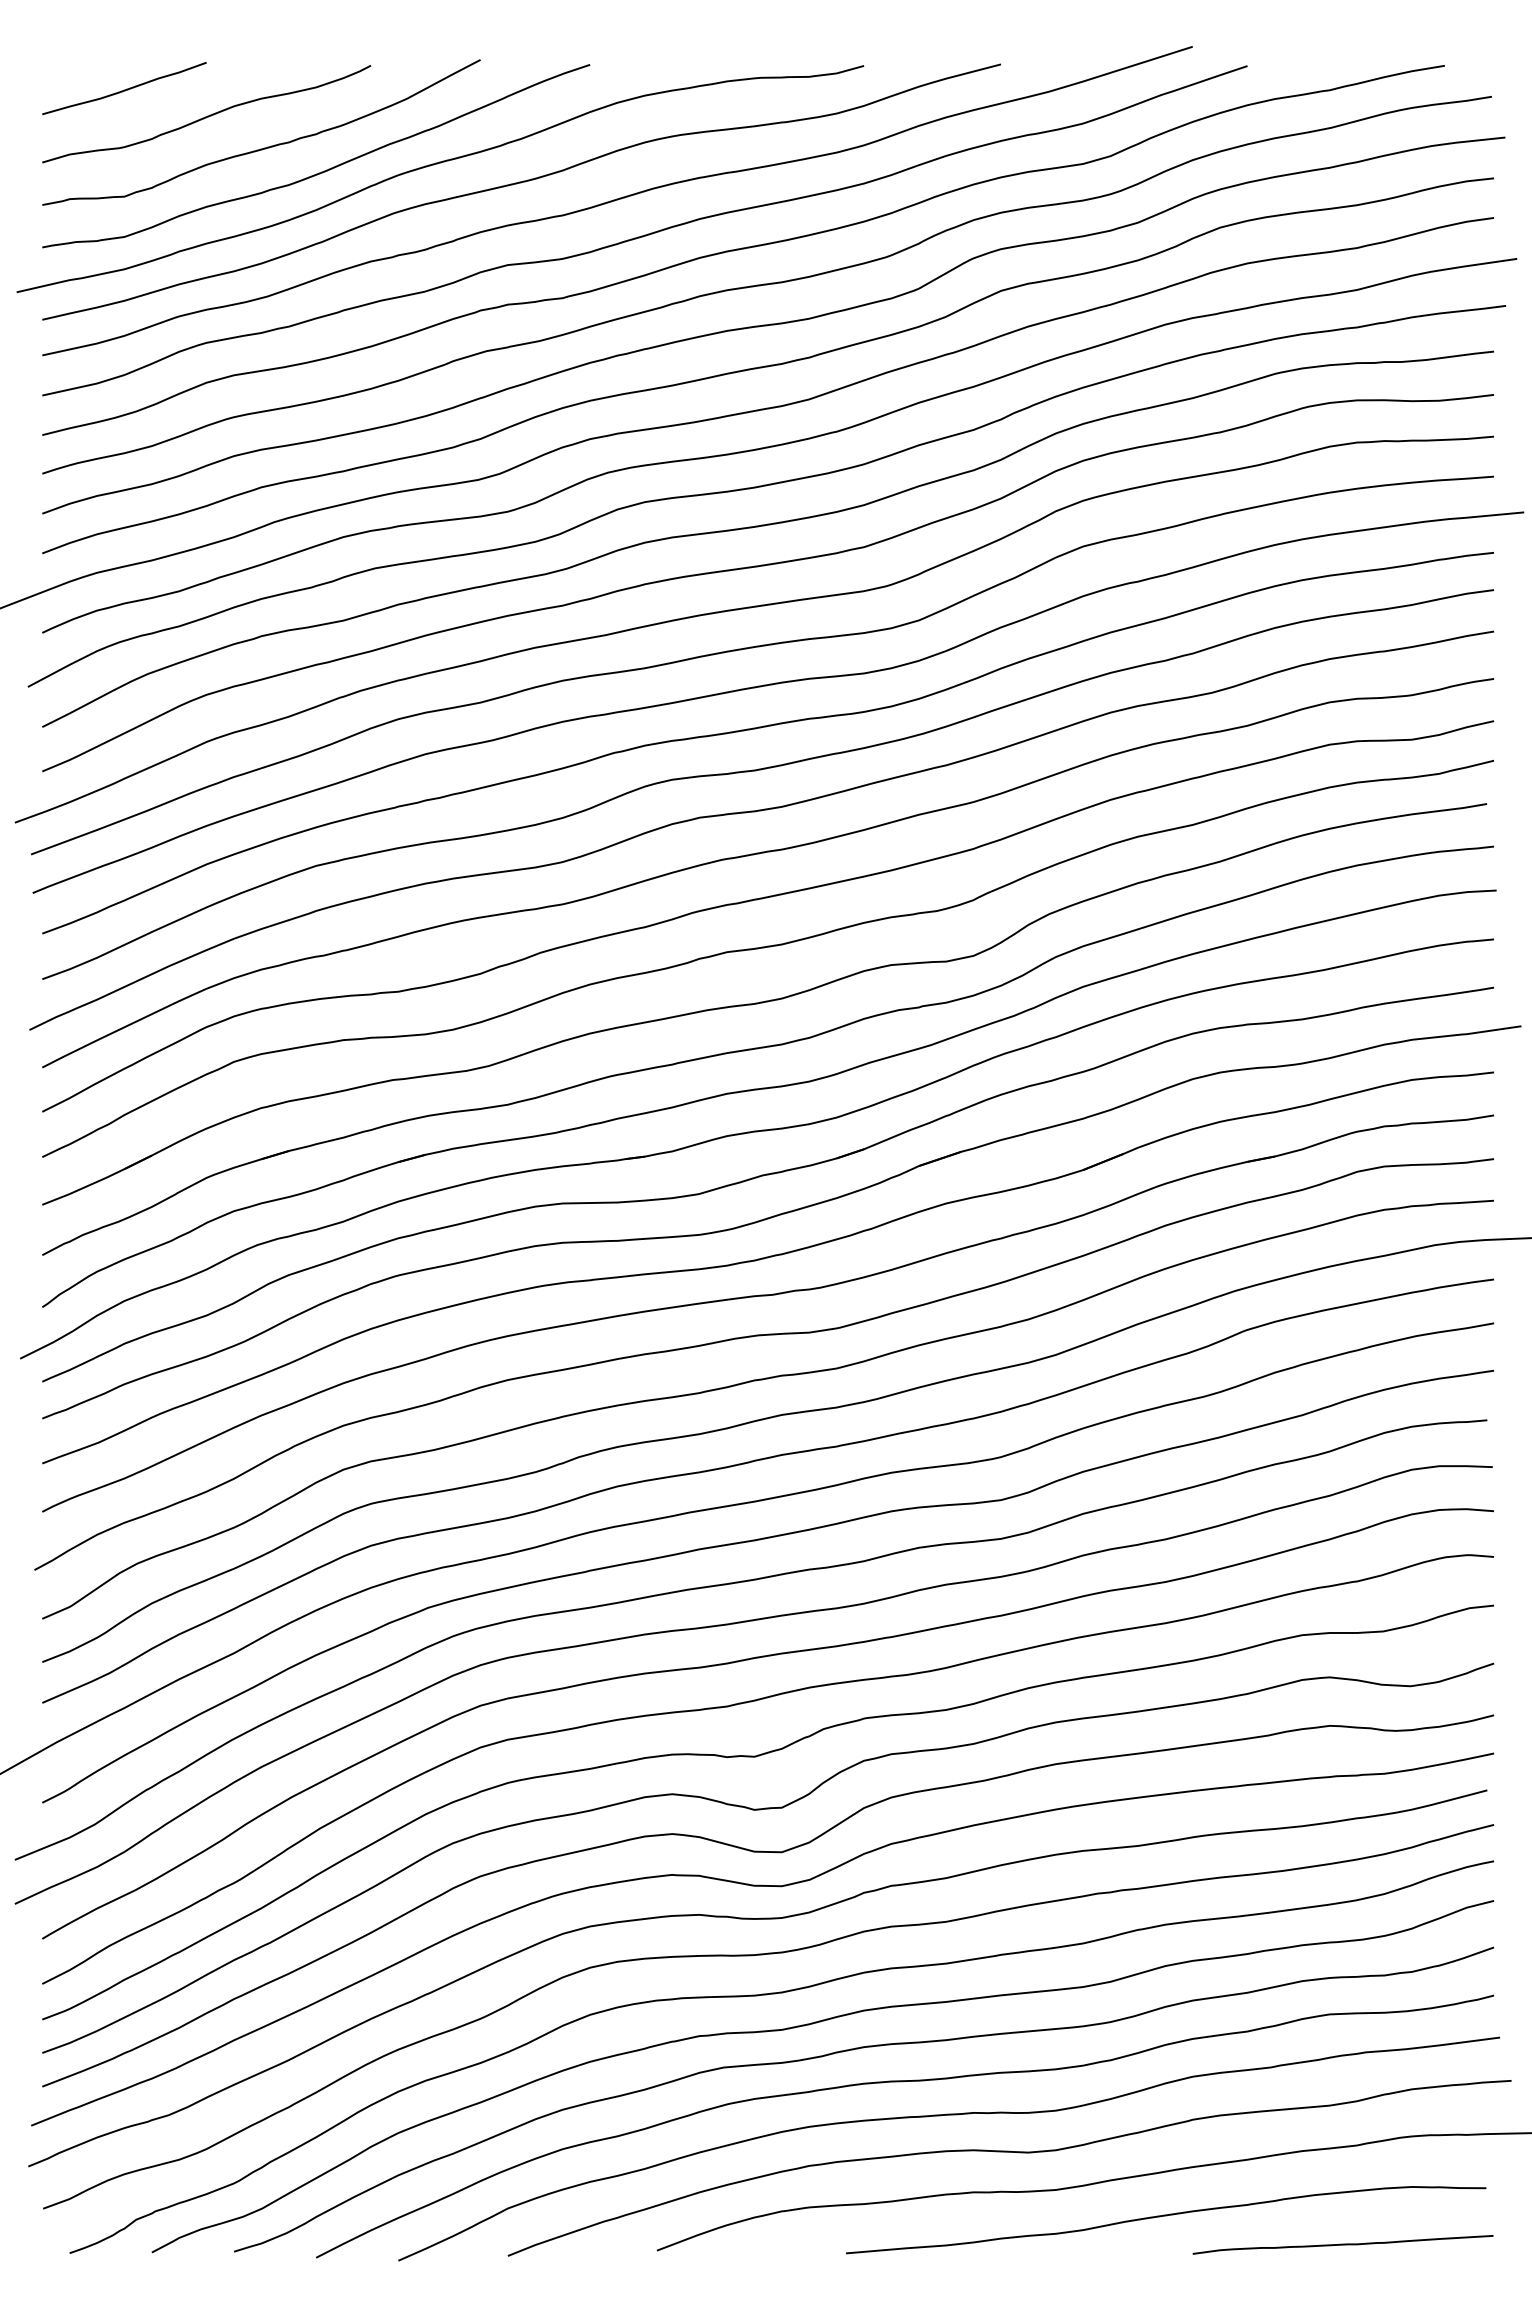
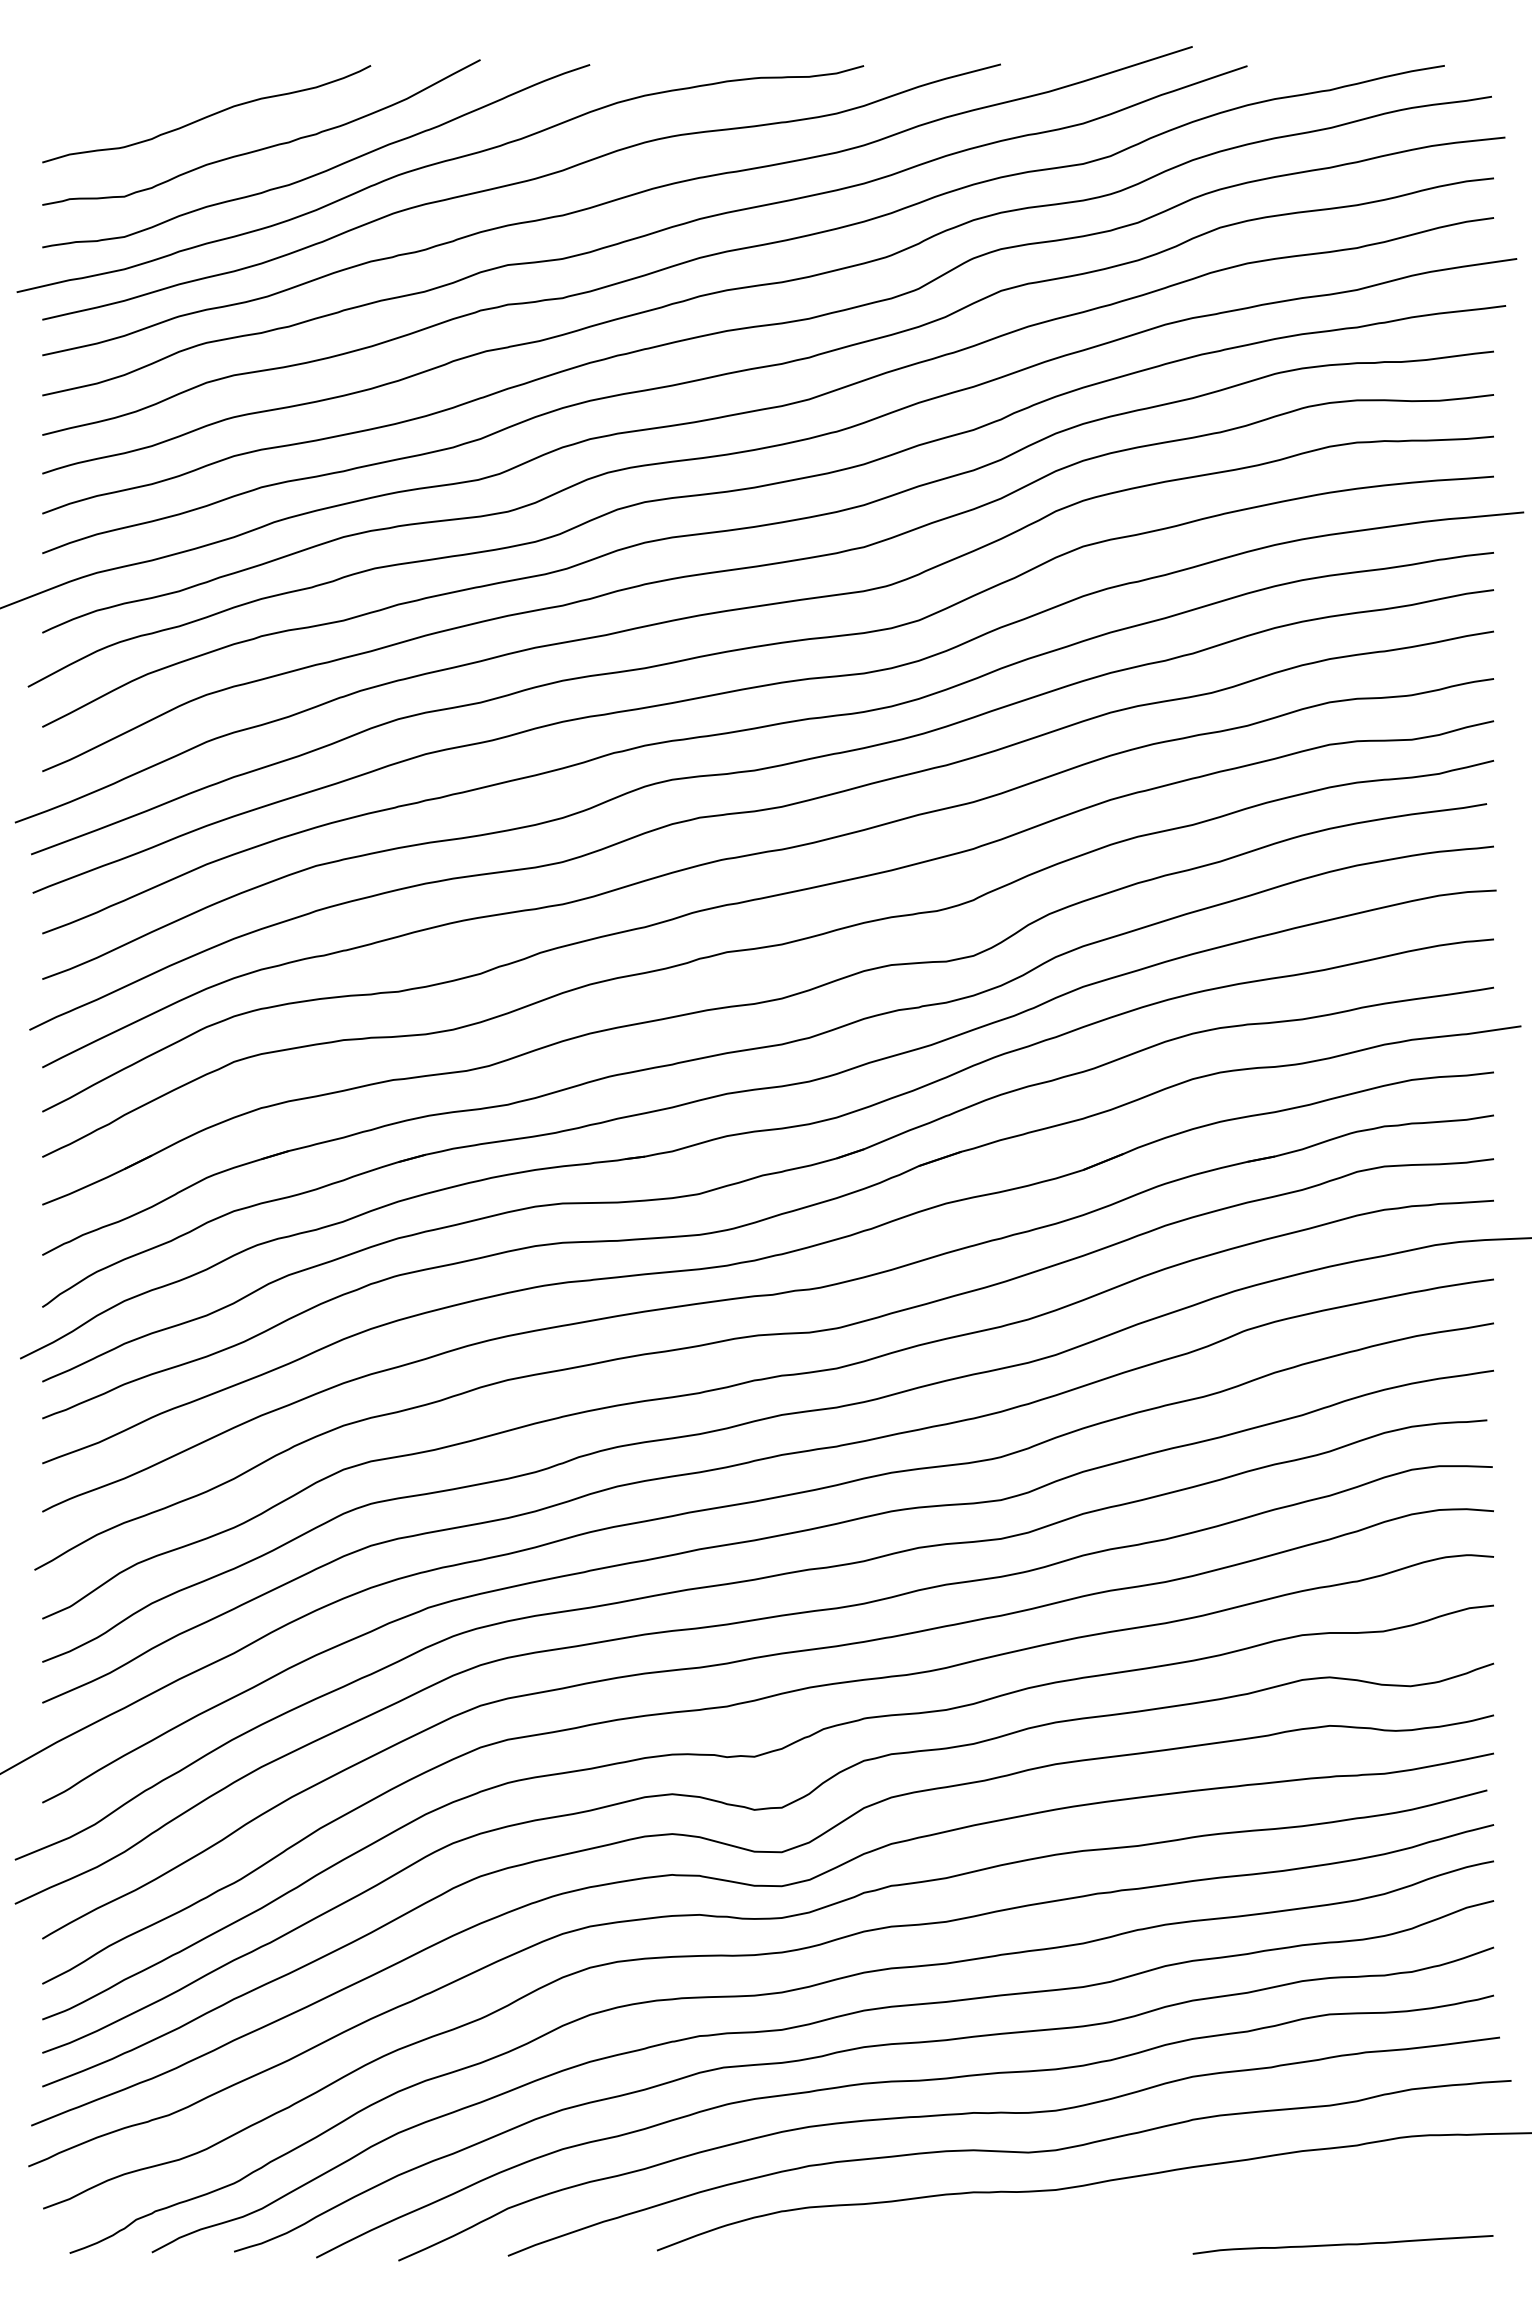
curve: present -> none (124, 89)
curve: present -> none (1166, 2216)
